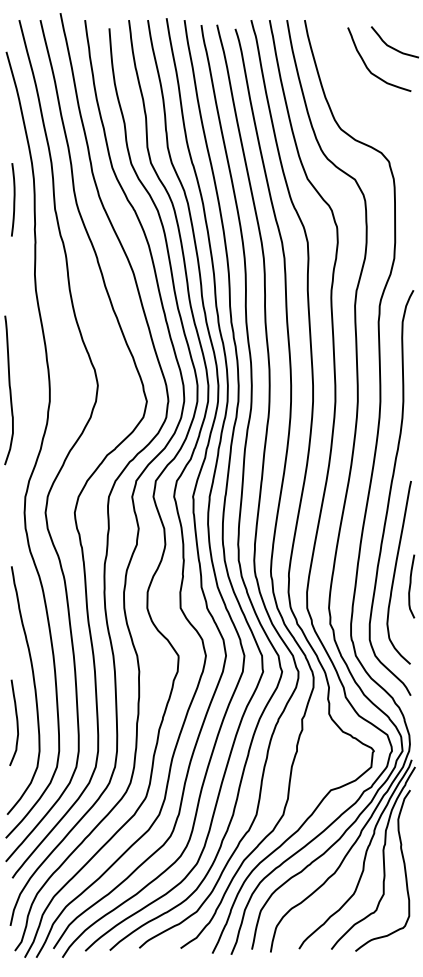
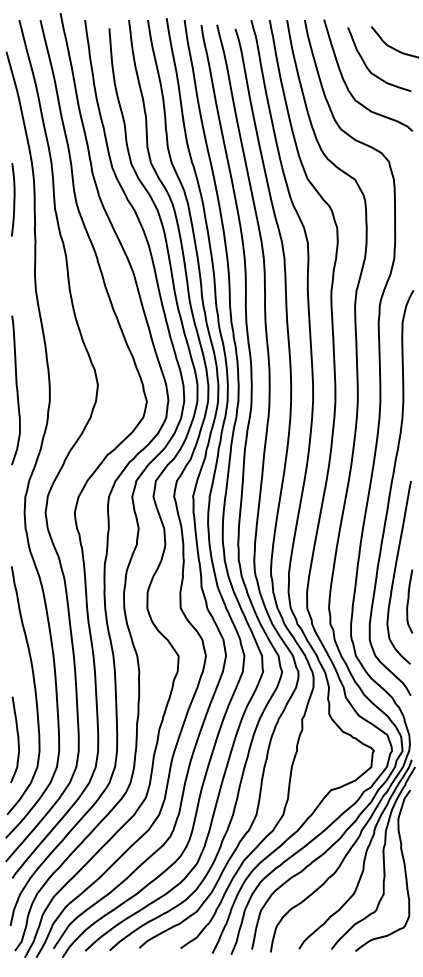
curve: none -> present (347, 85)
curve position: (9, 390) -> (16, 390) (16, 390)
curve position: (411, 585) -> (409, 600) (409, 600)
curve position: (16, 722) -> (17, 739) (17, 739)
